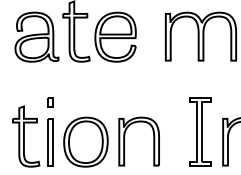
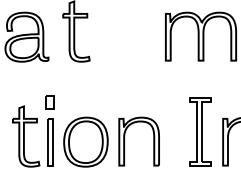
part position: (36, 36) -> (26, 36) (26, 36)
part: present -> none (115, 36)
part size: 7x11 px -> 10x15 px (49, 102)
